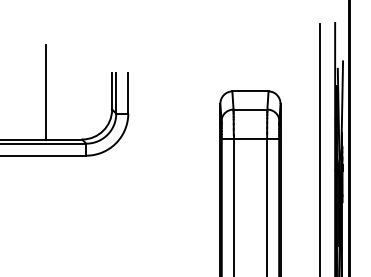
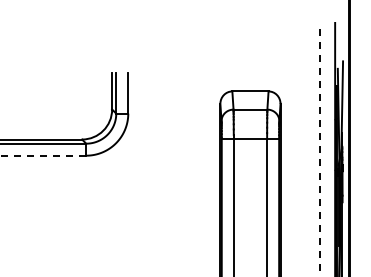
line: present -> none (45, 92)
line: solid -> dashed (320, 149)
line: solid -> dashed (43, 155)
